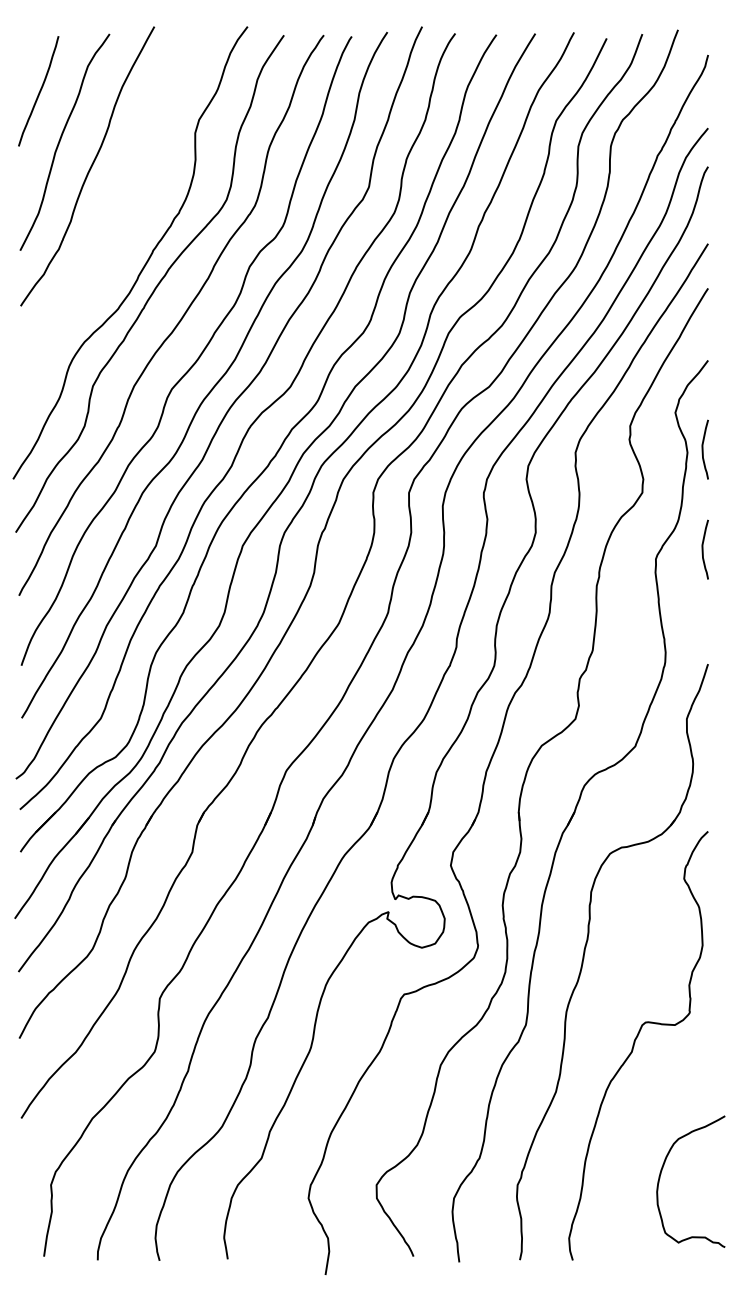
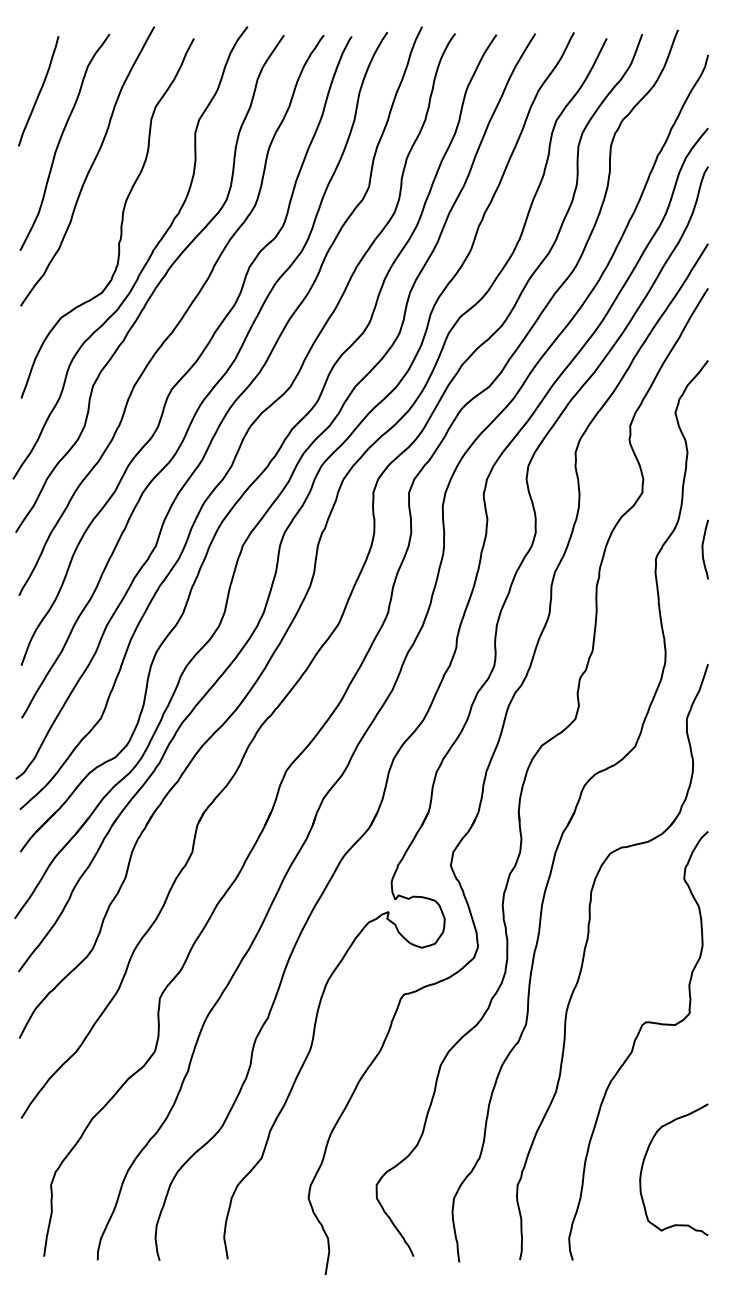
curve: none -> present (121, 218)
curve: present -> none (703, 449)
curve position: (661, 1174) -> (644, 1162) (644, 1162)
